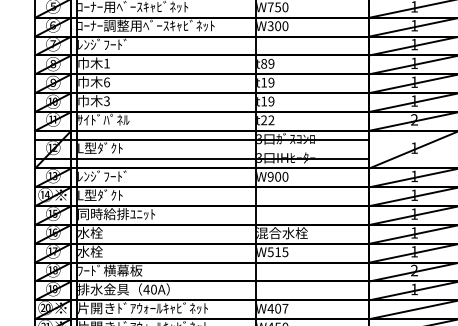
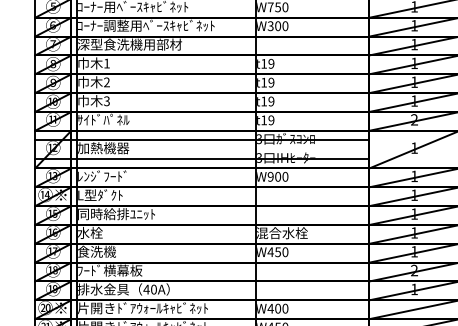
text: ﾚﾝｼﾞﾌｰﾄﾞ -> 深型食洗機用部材 (129, 44)
text: t89 -> t19 (264, 63)
text: 6 -> 2 (106, 82)
text: t22 -> t19 (267, 120)
text: L型ﾀﾞｸﾄ -> 加熱機器 (103, 148)
text: 水栓 -> 食洗機 (96, 251)
text: W515 -> W450 (277, 252)
text: W407 -> W400 (285, 308)
